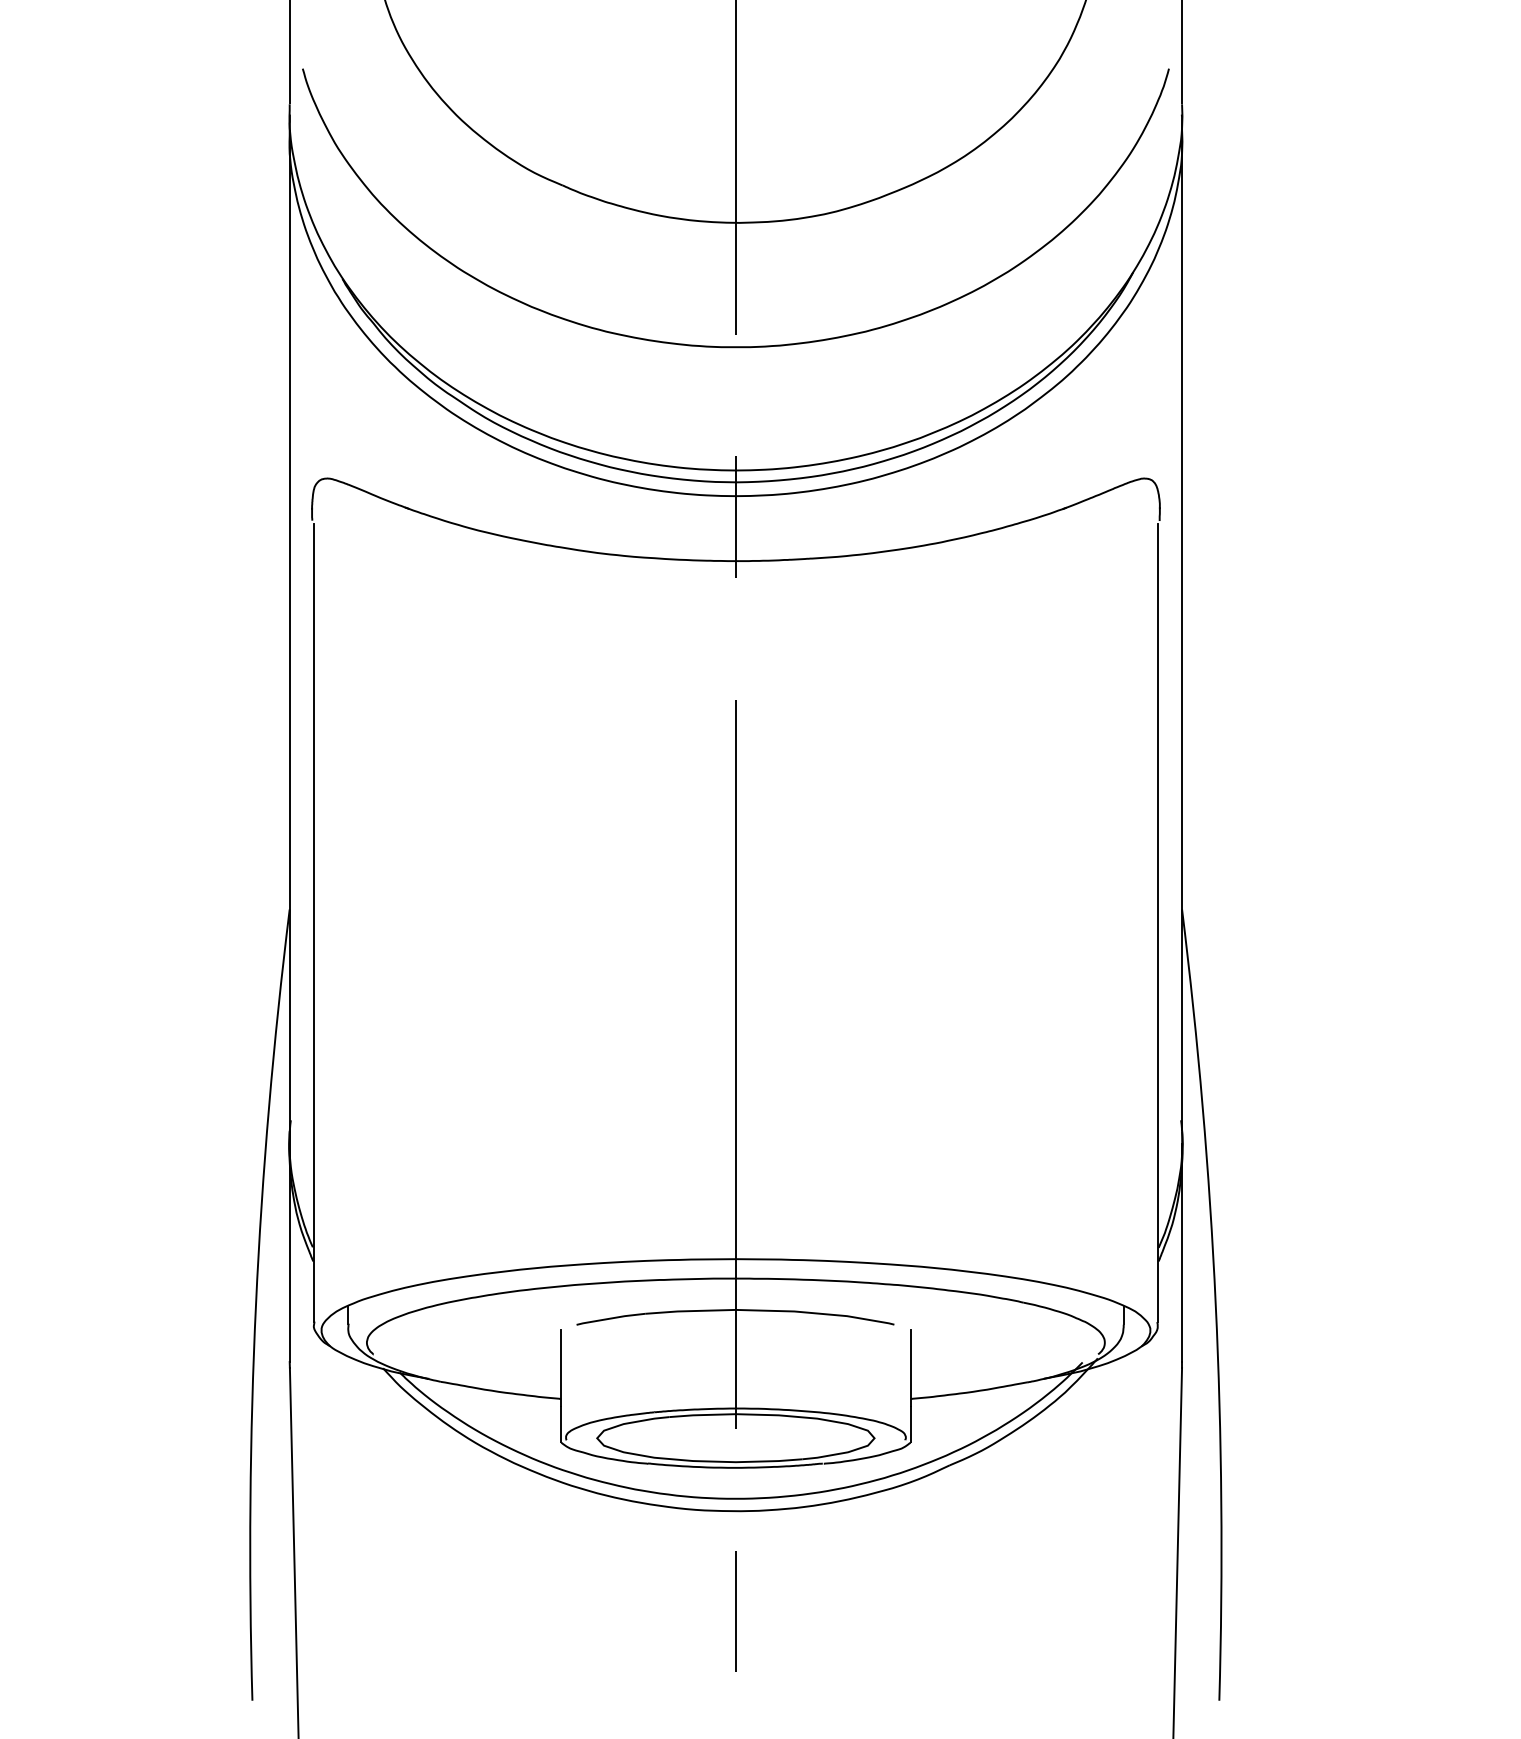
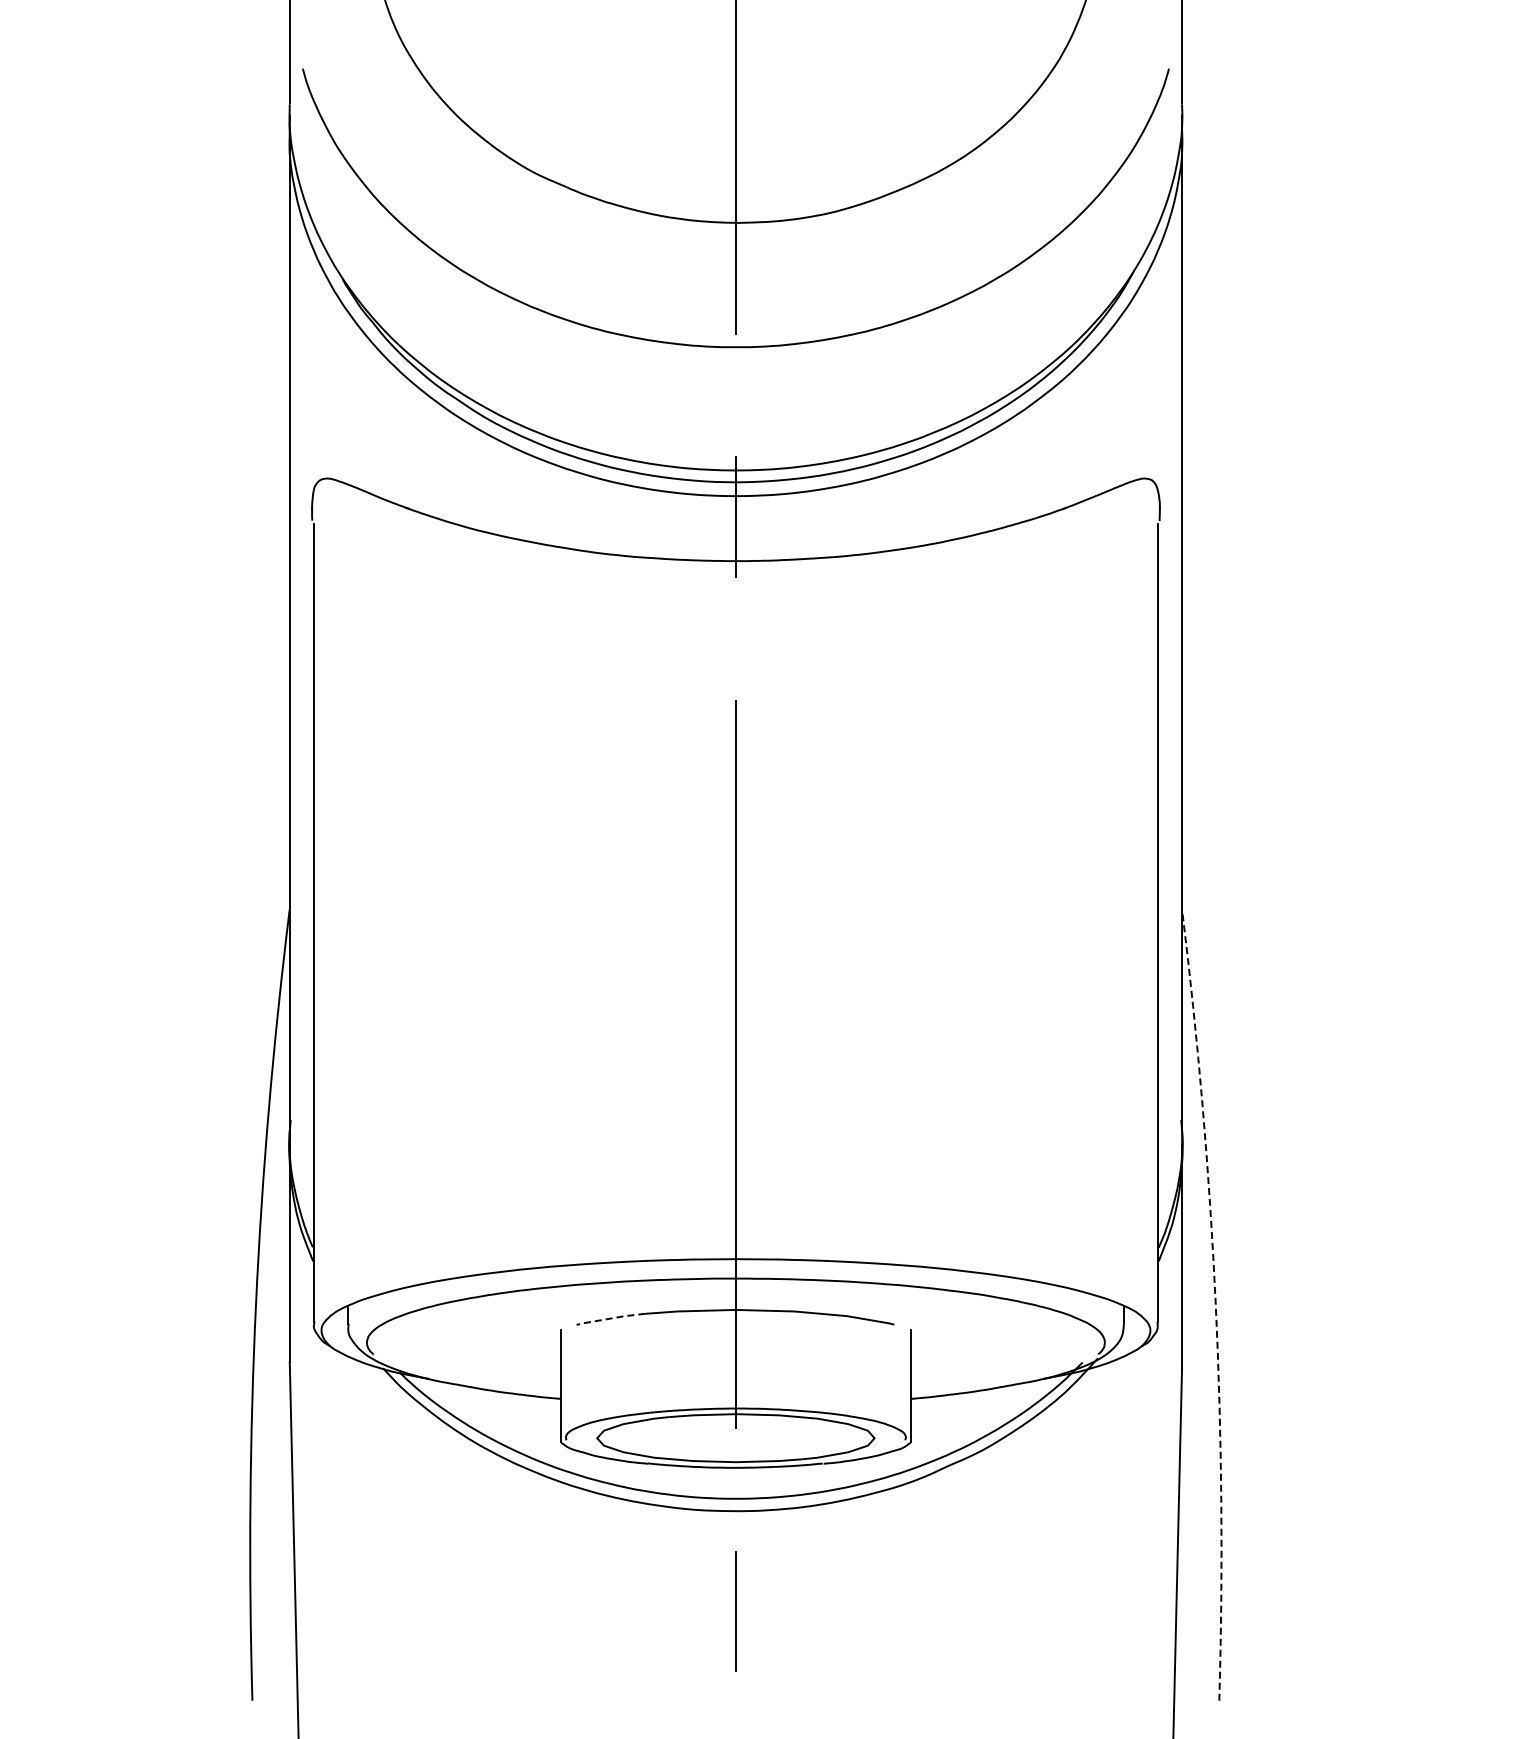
arc: solid -> dashed (1215, 1304)
line: solid -> dashed (610, 1318)
